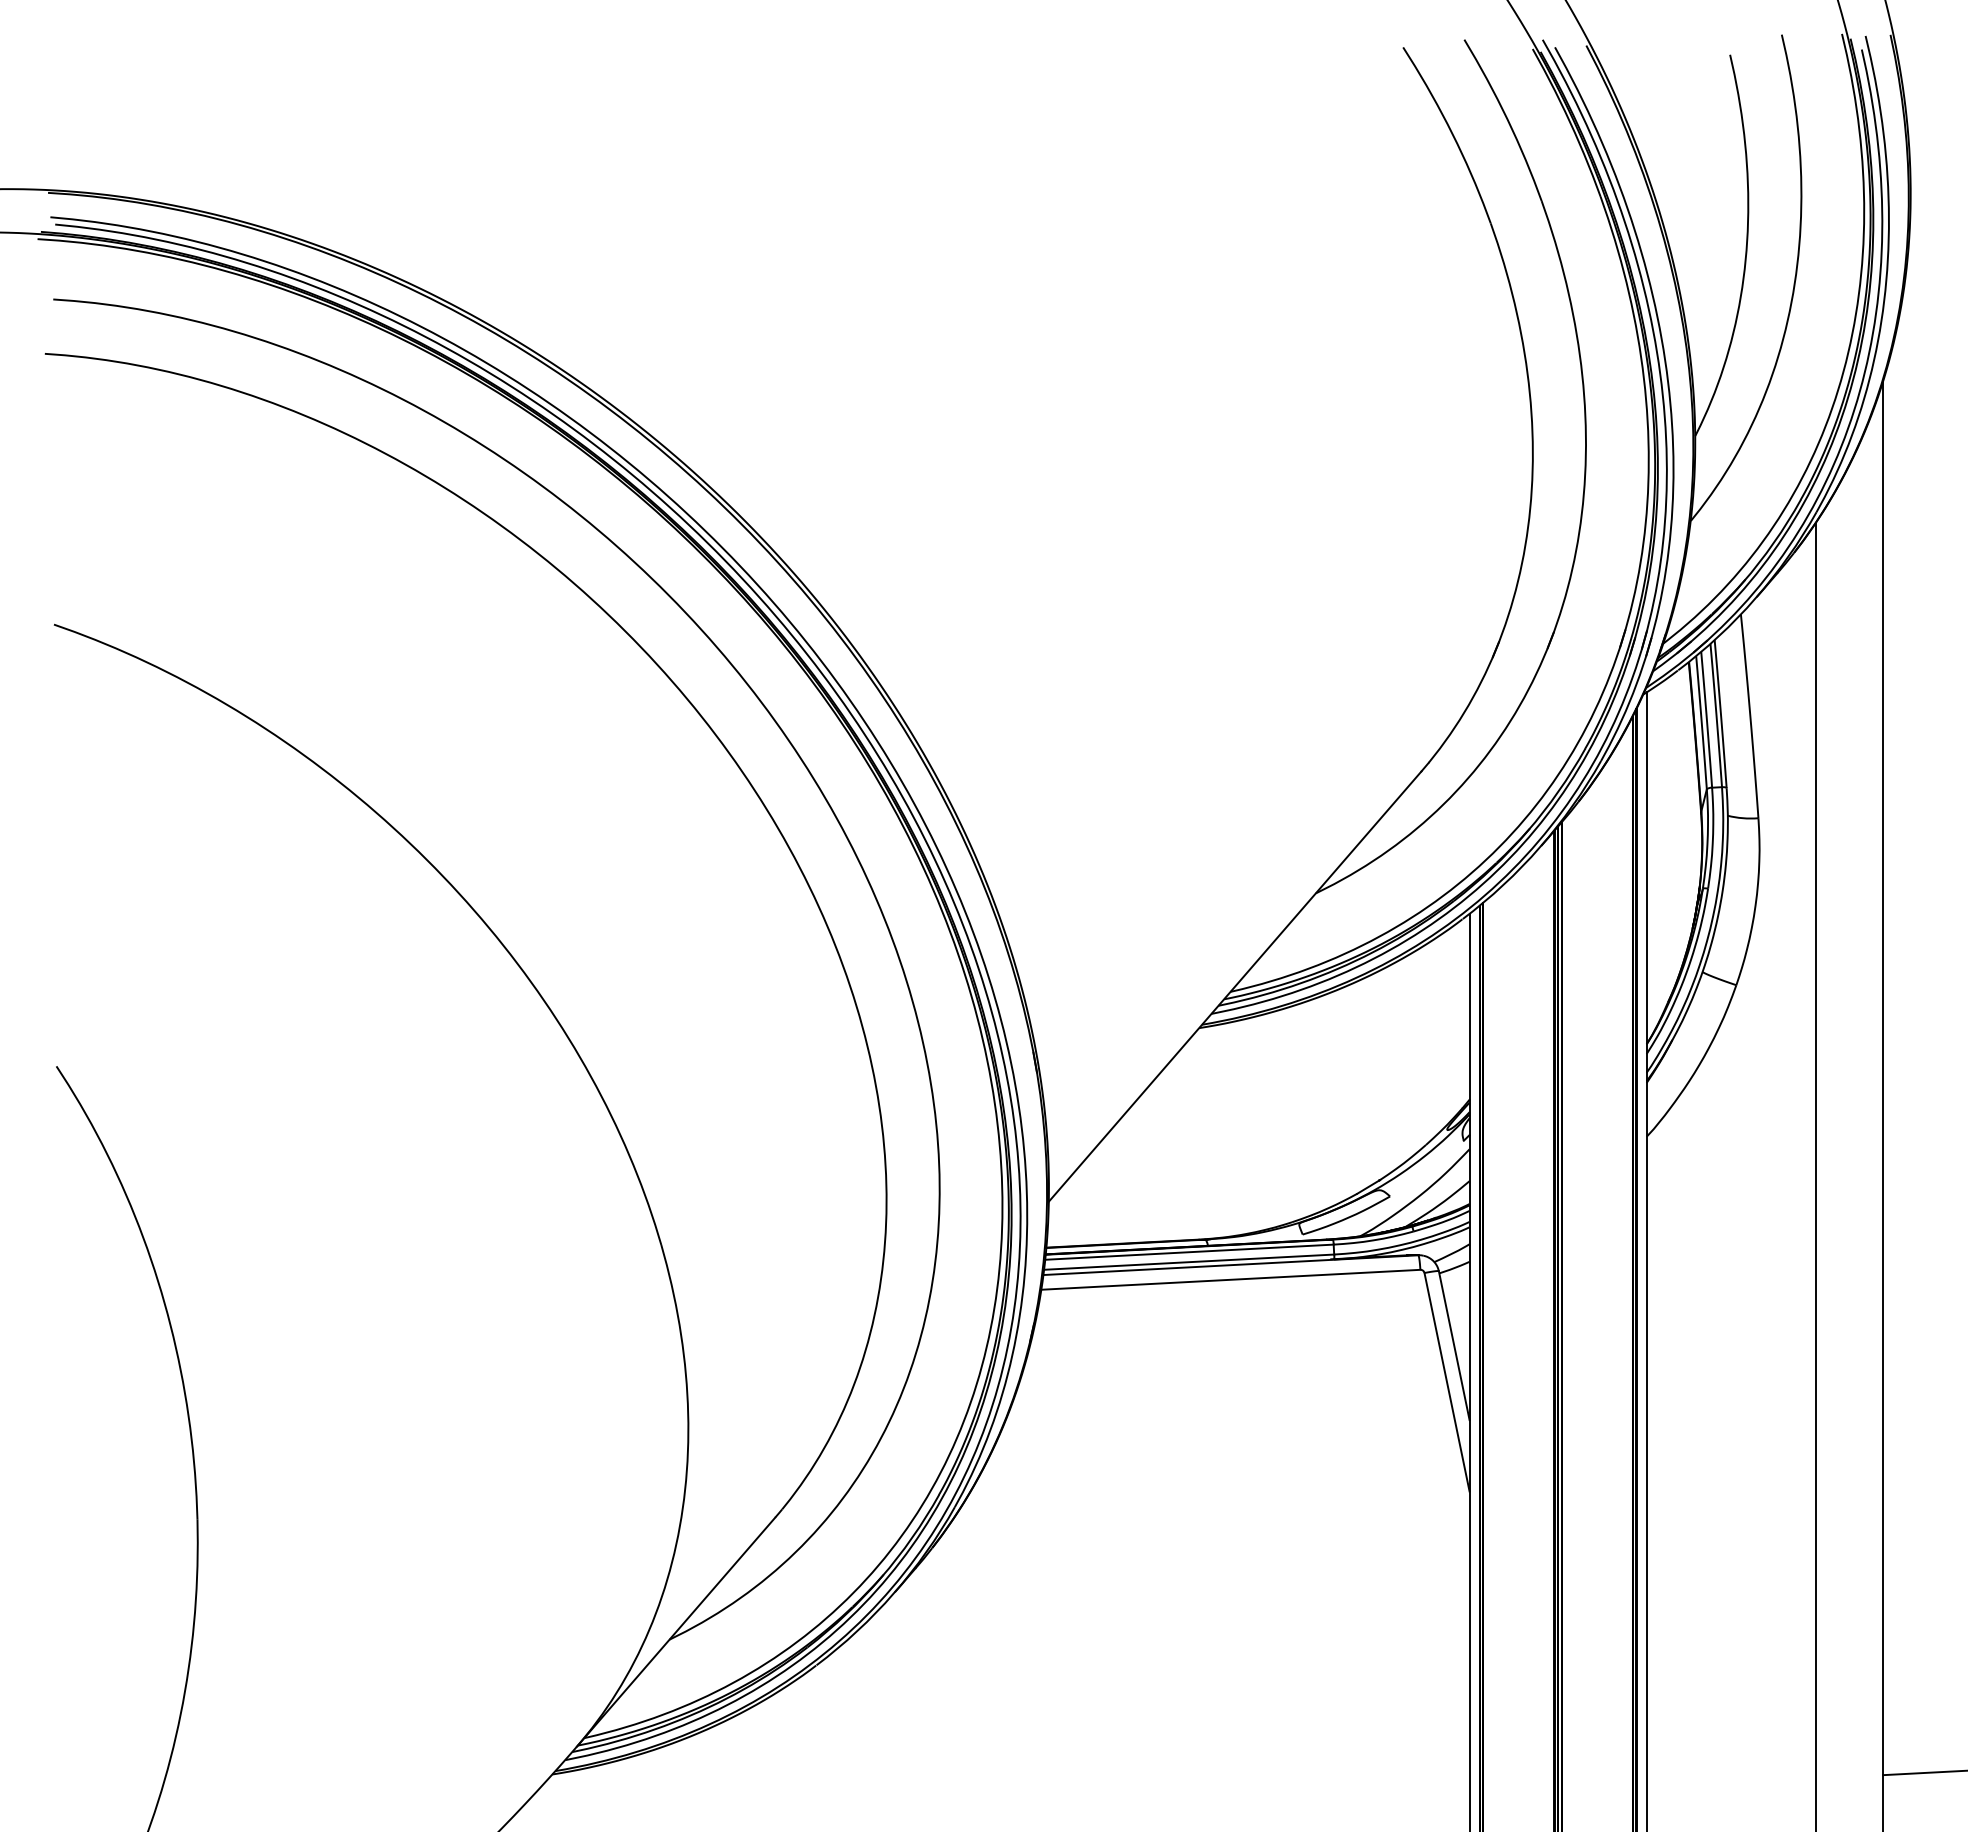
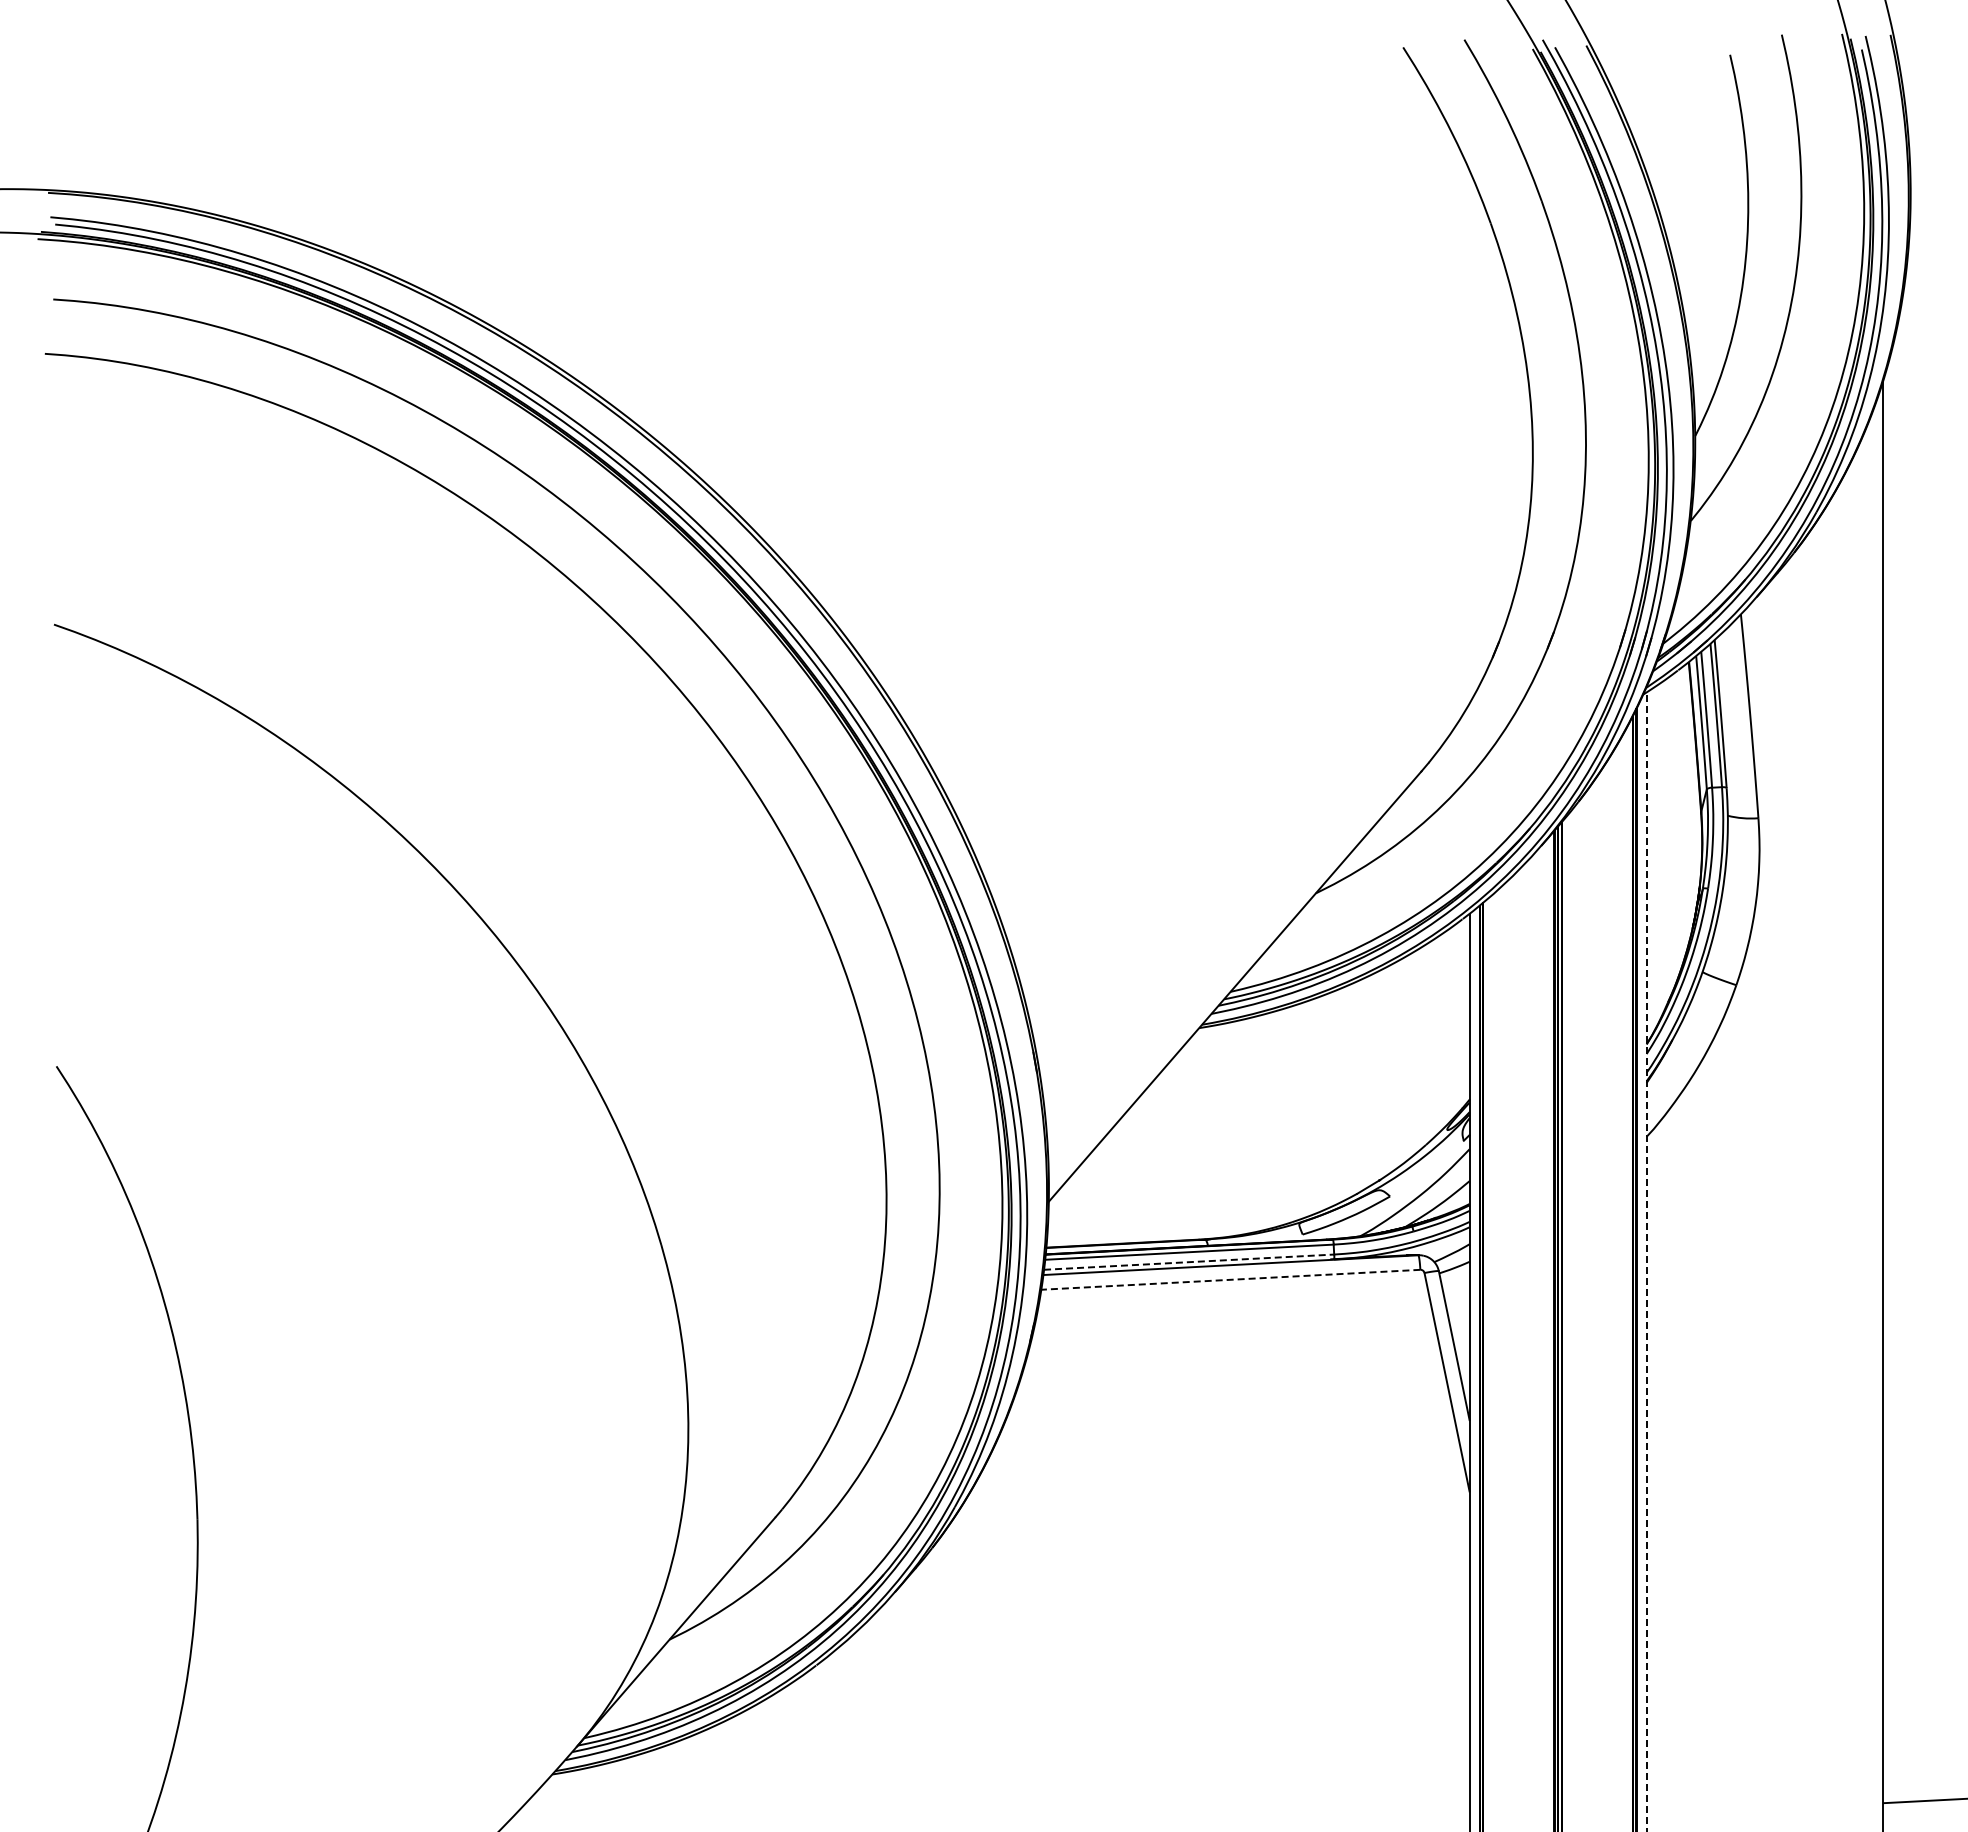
line: present -> none (1816, 1175)
line: solid -> dashed (1646, 1261)
line: solid -> dashed (1189, 1262)
line: solid -> dashed (1230, 1279)
line position: (1923, 1772) -> (1924, 1800) (1924, 1800)
